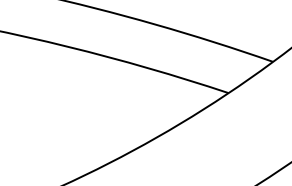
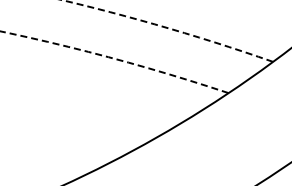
arc: solid -> dashed (169, 28)
arc: solid -> dashed (114, 58)
